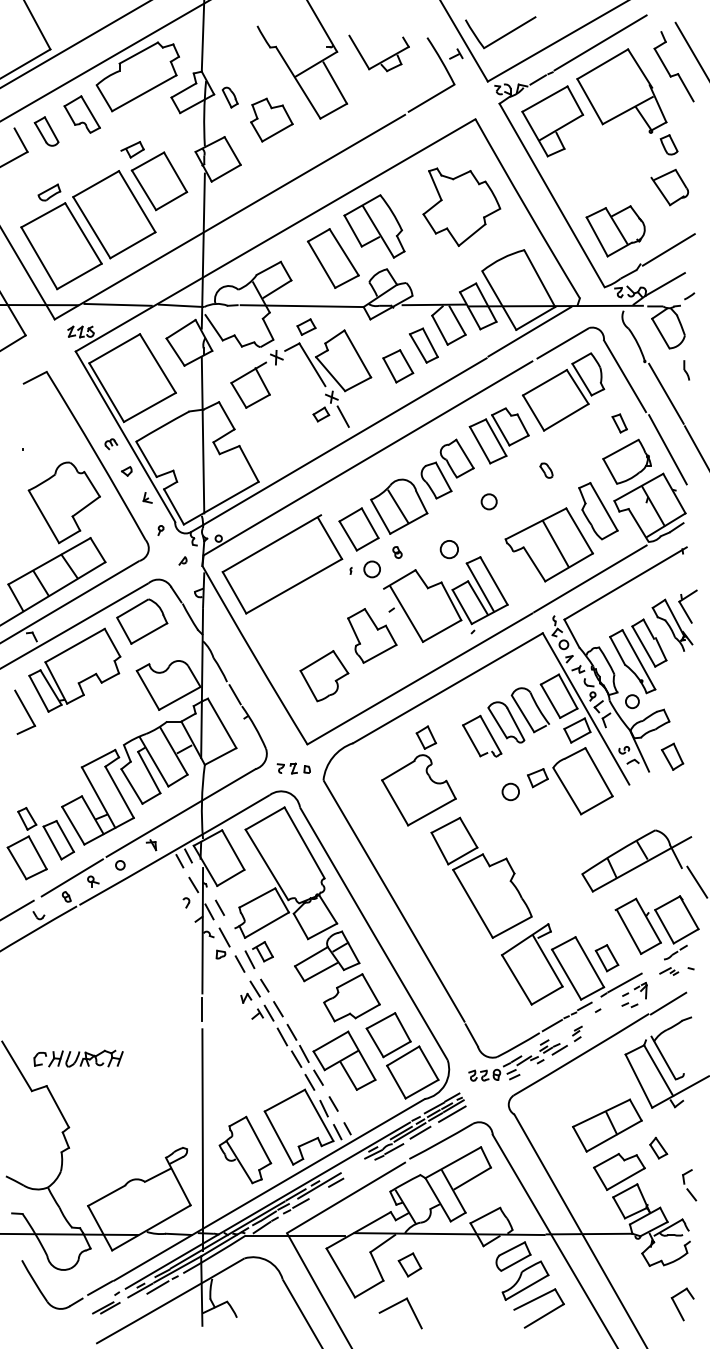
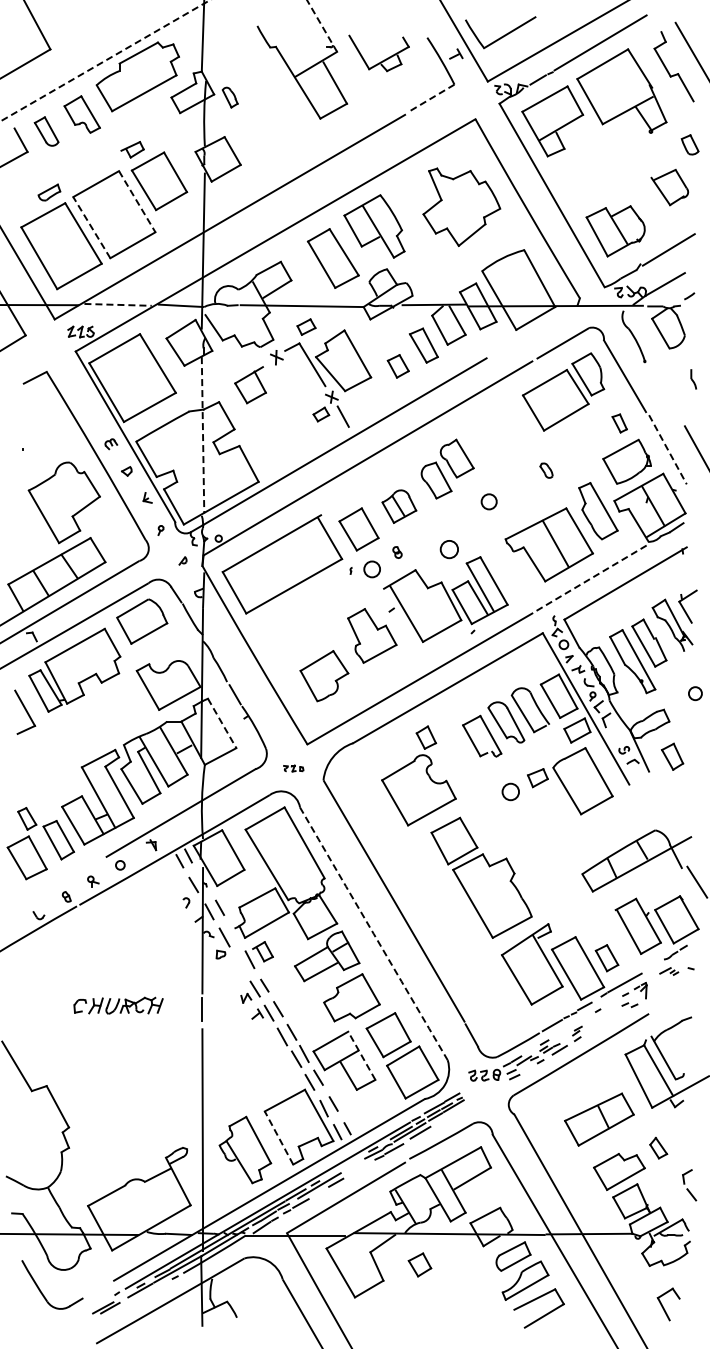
line: solid -> dashed (322, 26)
line: present -> none (74, 44)
line: solid -> dashed (105, 60)
line: solid -> dashed (431, 98)
part: present -> none (271, 119)
part position: (668, 144) -> (689, 144) (689, 144)
line: solid -> dashed (137, 201)
line: solid -> dashed (91, 227)
line: solid -> dashed (118, 304)
line: present -> none (529, 331)
part size: 33x35 px -> 24x25 px (397, 366)
part position: (686, 370) -> (693, 379) (693, 379)
part size: 41x48 px -> 33x39 px (250, 385)
line: present -> none (666, 393)
line: solid -> dashed (203, 435)
part: present -> none (498, 435)
line: solid -> dashed (668, 450)
part size: 59x57 px -> 37x35 px (399, 506)
line: solid -> dashed (589, 579)
circle position: (632, 701) -> (695, 693) (695, 693)
line: solid -> dashed (222, 723)
part size: 35x13 px -> 22x9 px (293, 768)
line: present -> none (71, 877)
line: present -> none (17, 909)
arc: solid -> dashed (373, 933)
line: present -> none (239, 963)
line: present -> none (668, 1003)
line: solid -> dashed (361, 1055)
part position: (78, 1058) -> (118, 1005) (118, 1005)
line: present -> none (452, 1113)
part position: (607, 1125) -> (599, 1119) (599, 1119)
line: solid -> dashed (278, 1137)
part position: (409, 1264) -> (419, 1264) (419, 1264)
line: present -> none (100, 1287)
line: present -> none (157, 1287)
part position: (682, 1304) -> (668, 1304) (668, 1304)
part: present -> none (396, 1305)
